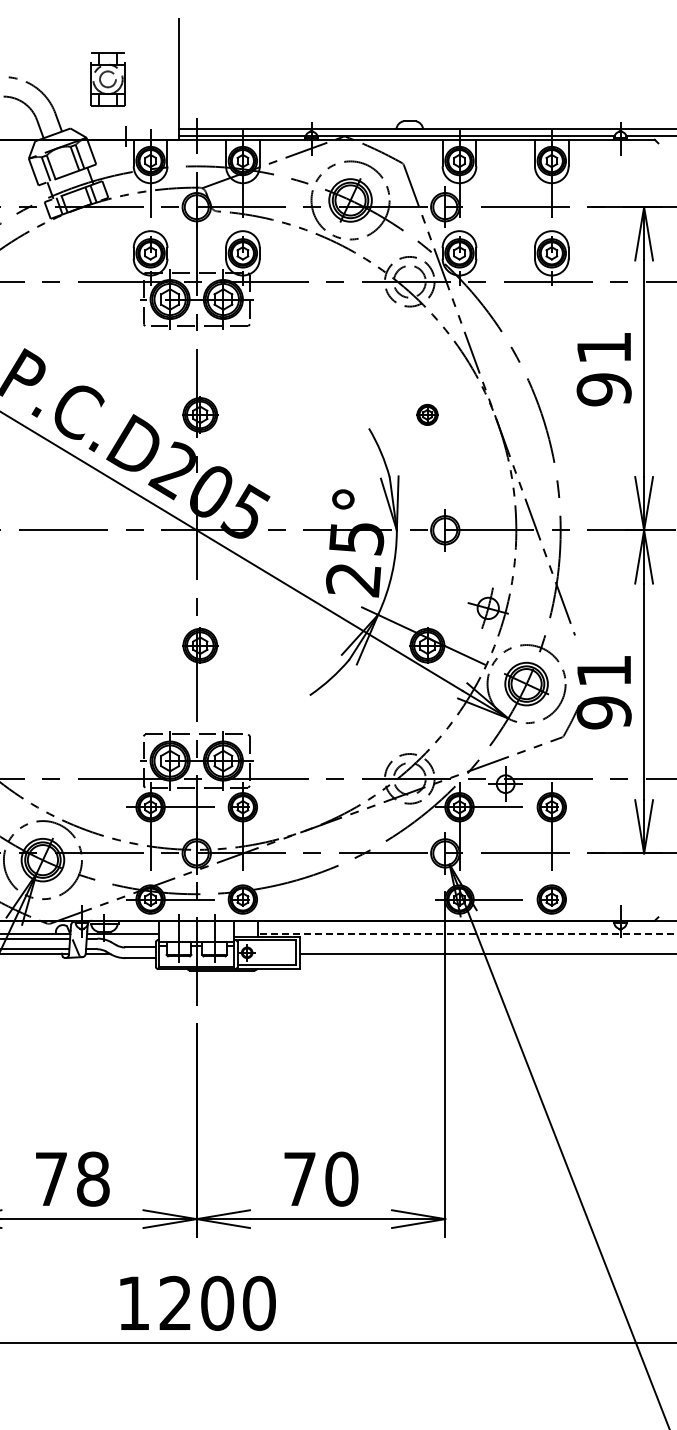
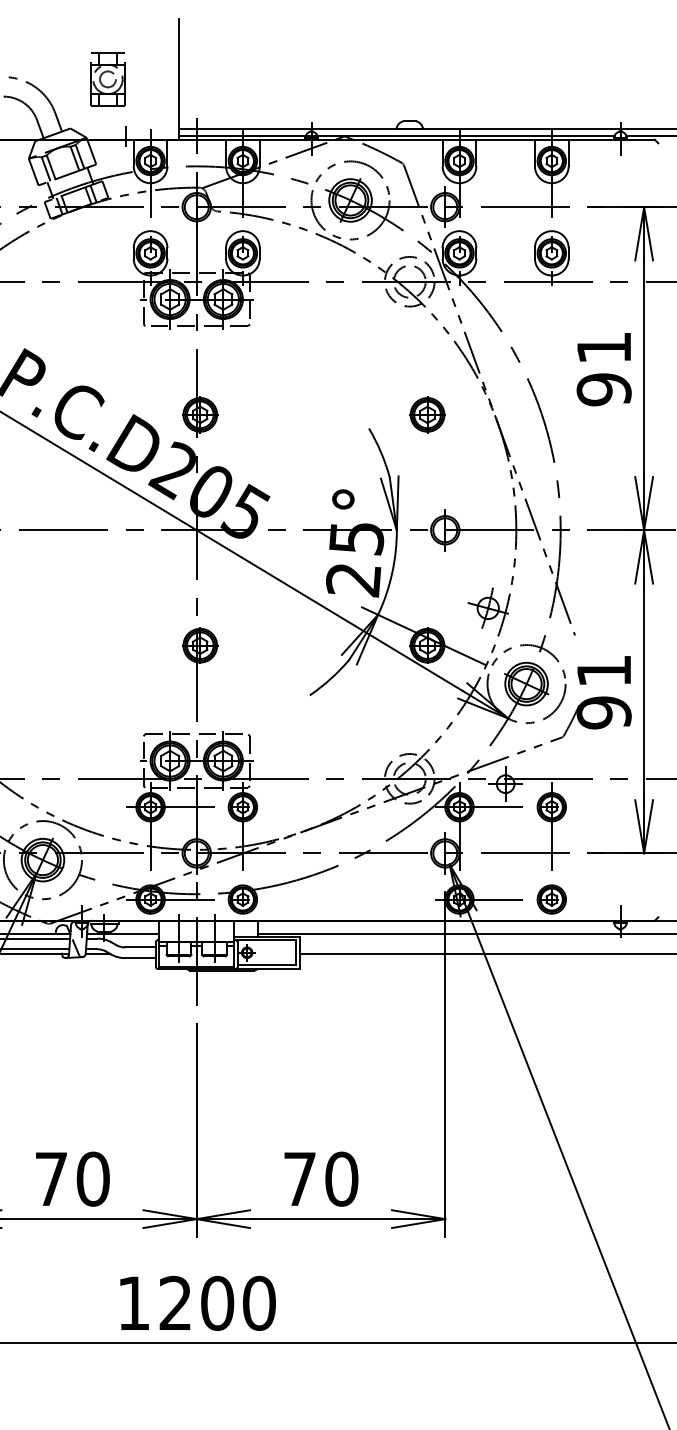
part size: 23x23 px -> 37x38 px (427, 414)
line: dashed -> solid (466, 934)
text: 78 -> 70 (92, 1178)
